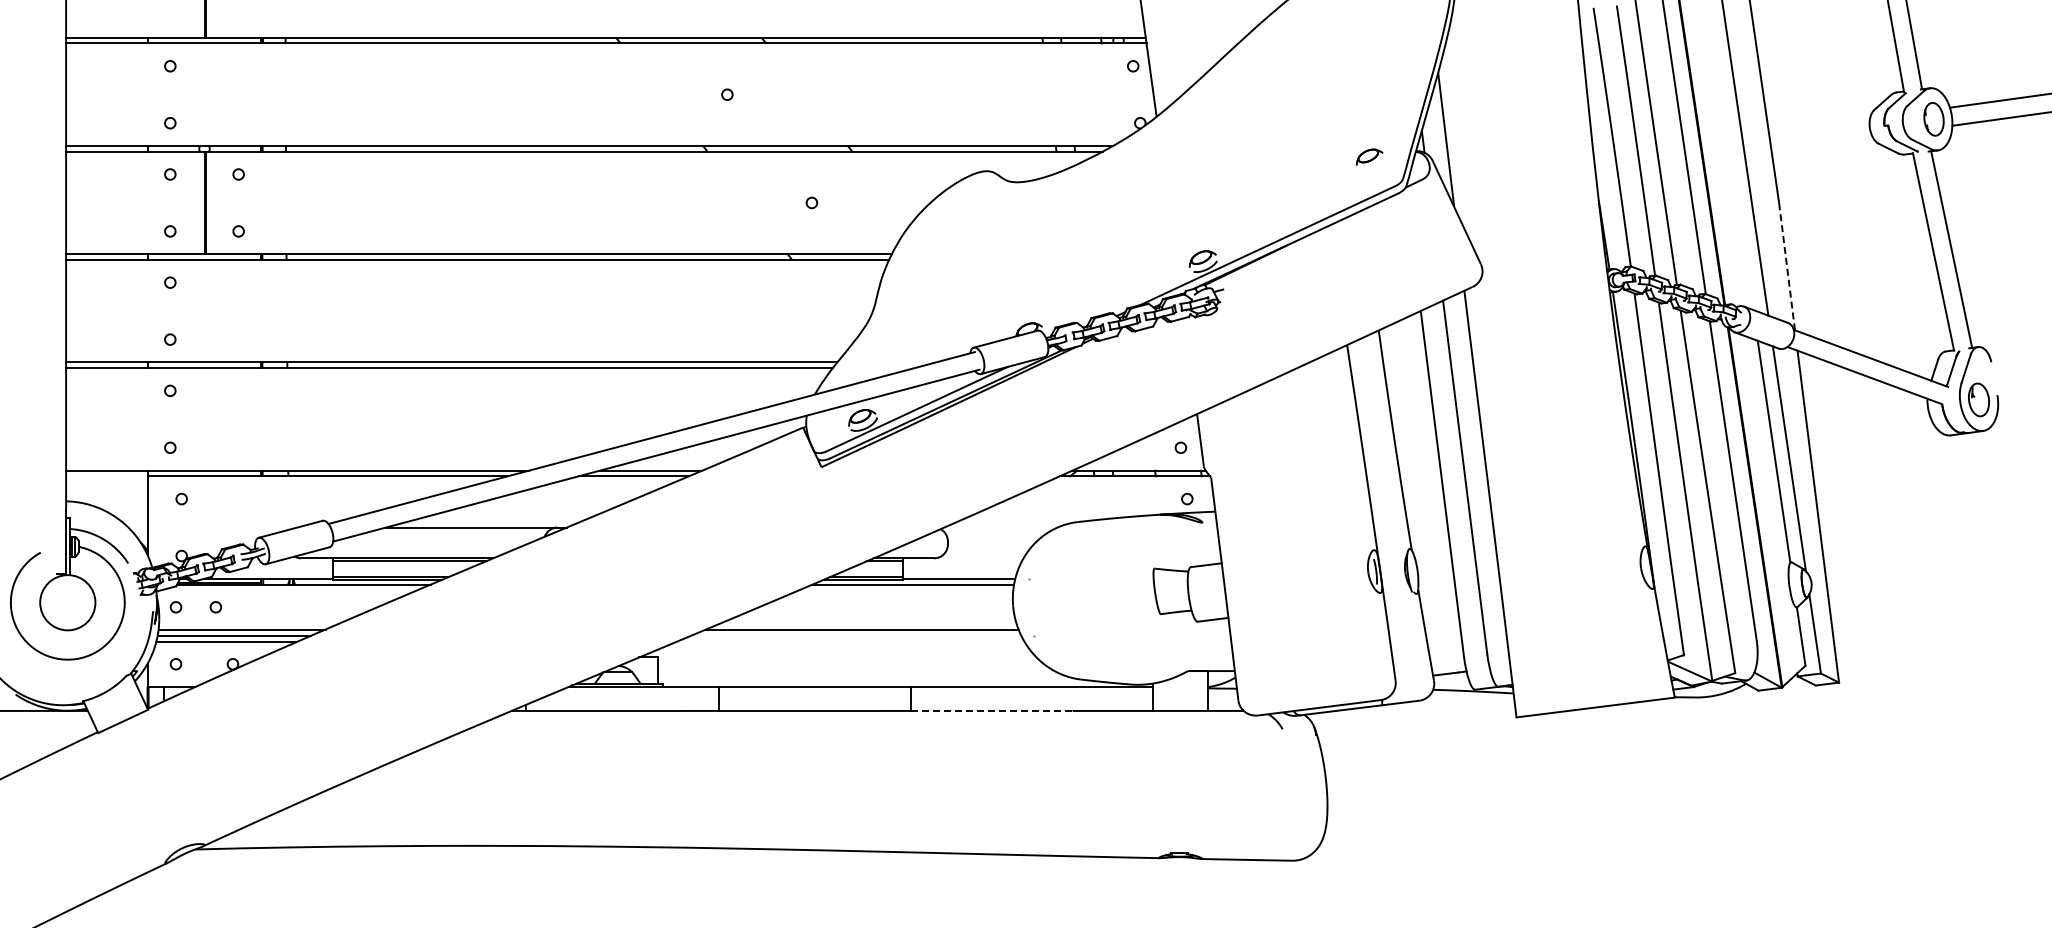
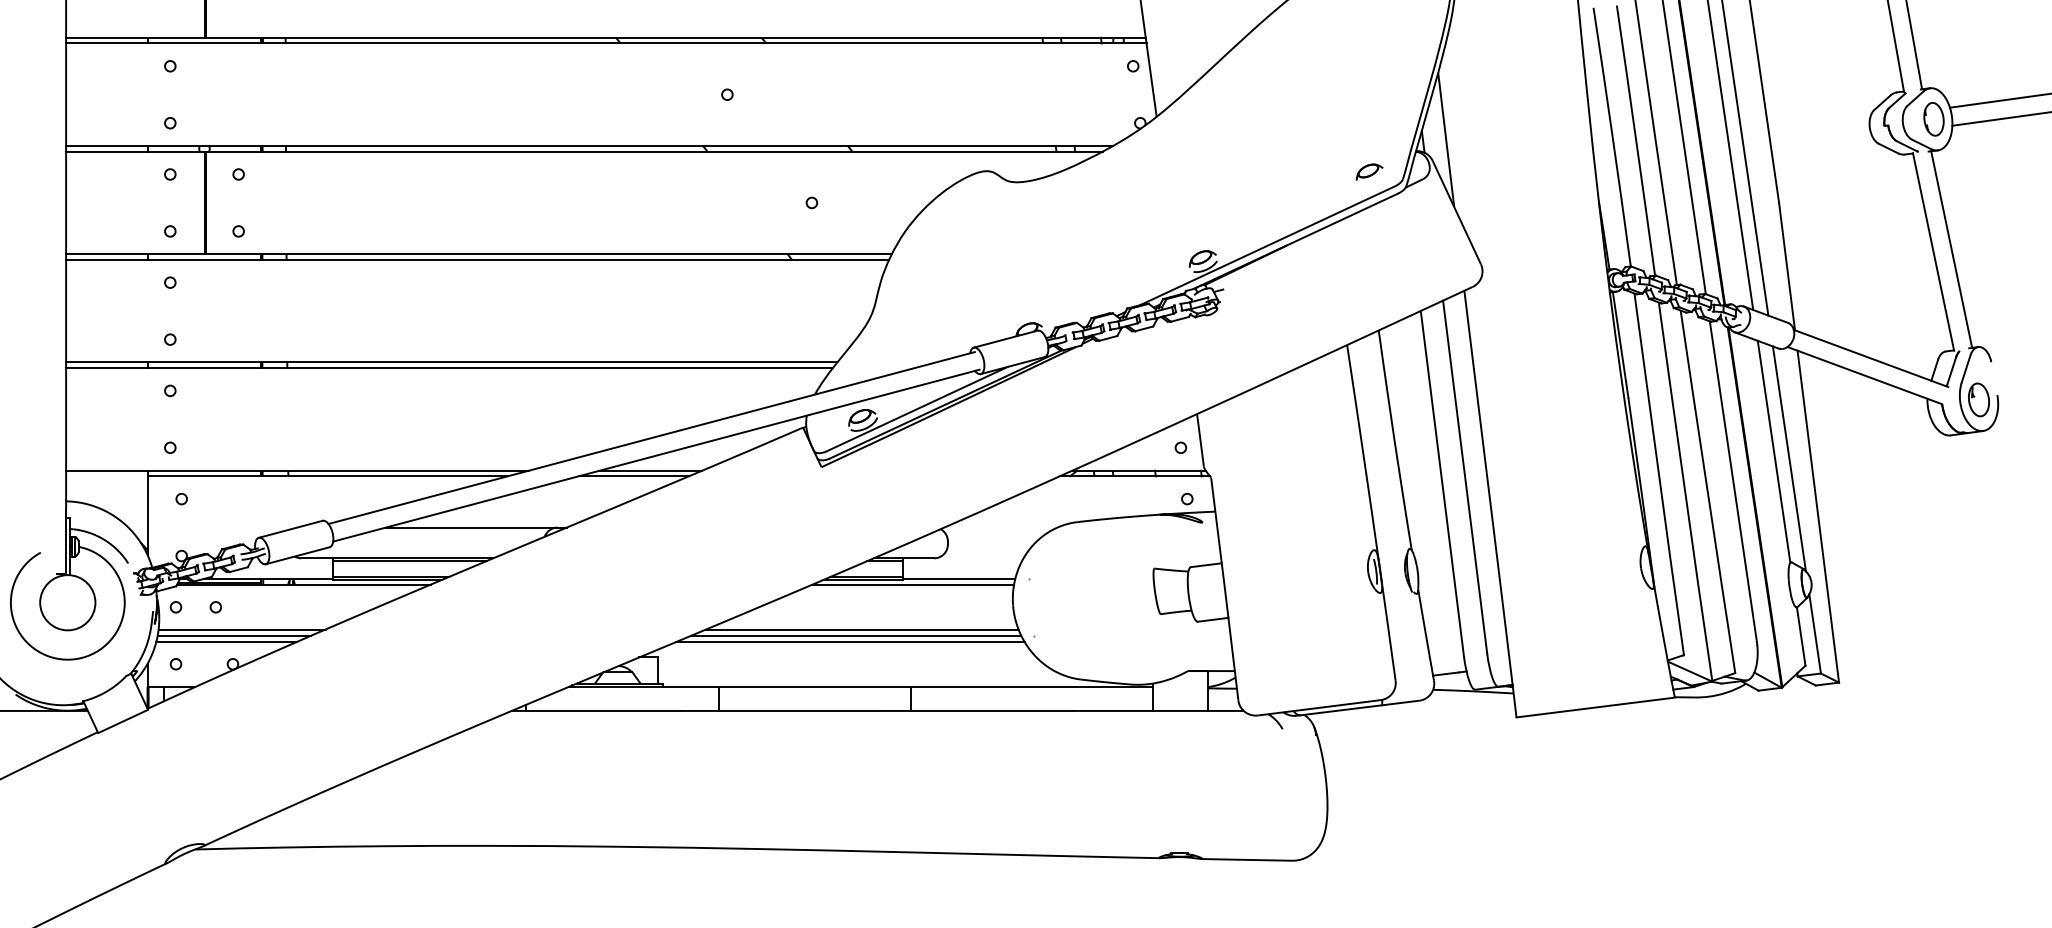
part position: (1369, 156) -> (1369, 171) (1369, 171)
line: none -> present (1730, 156)
line: dashed -> solid (1786, 265)
line: none -> present (856, 635)
line: none -> present (850, 642)
line: dashed -> solid (991, 710)
